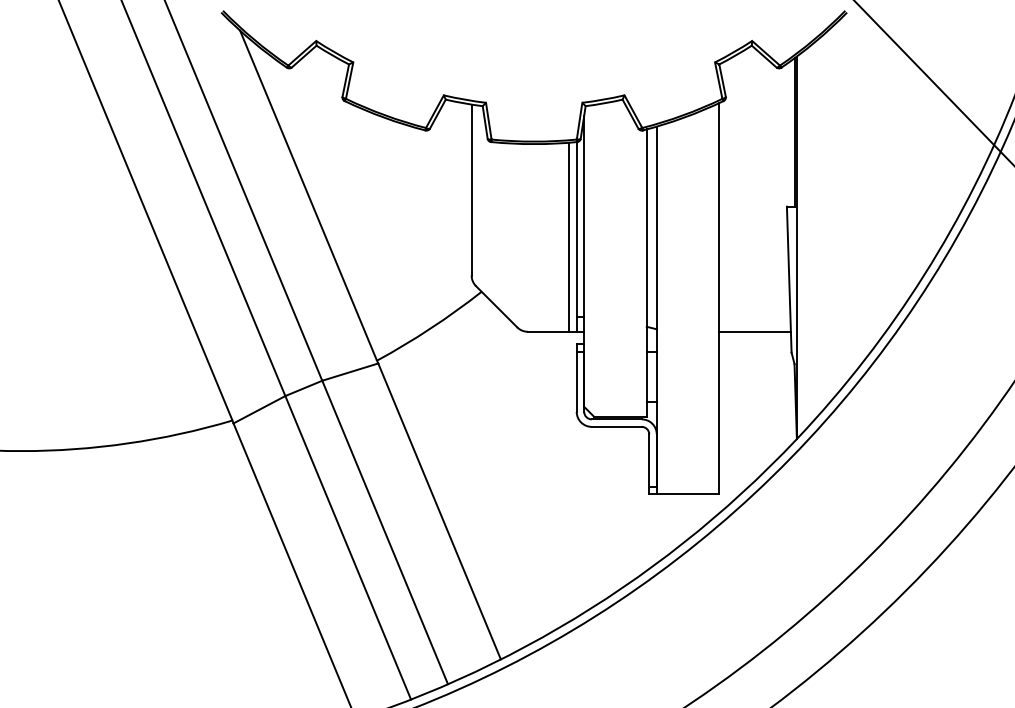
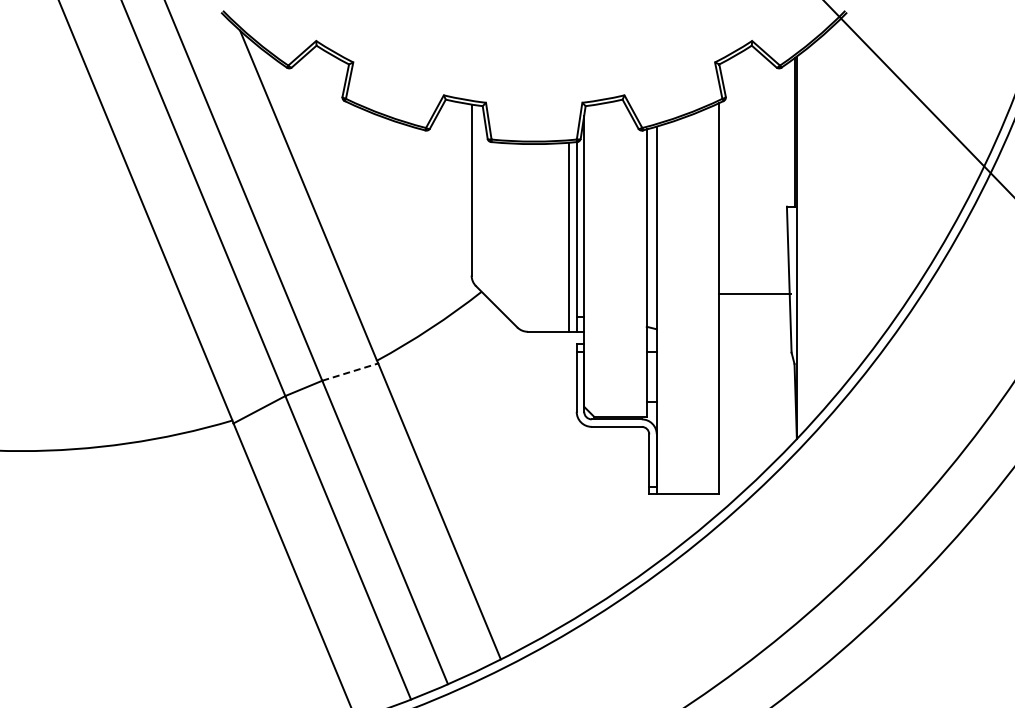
line position: (933, 82) -> (918, 98) (918, 98)
line position: (754, 331) -> (754, 293) (754, 293)
line: solid -> dashed (350, 371)
